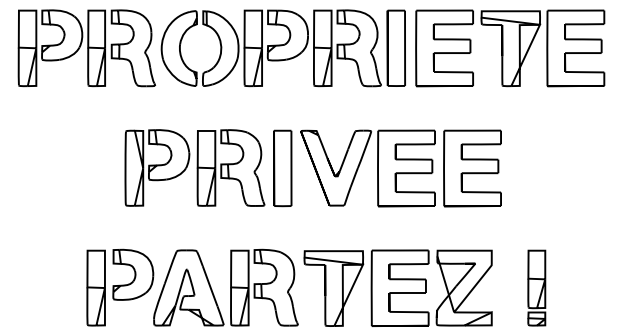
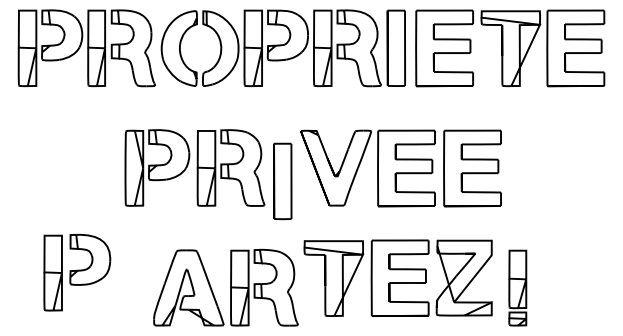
part position: (282, 168) -> (282, 181) (282, 181)
part position: (120, 287) -> (77, 272) (77, 272)
part position: (397, 287) -> (397, 277) (397, 277)
part position: (536, 287) -> (517, 287) (517, 287)
